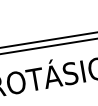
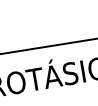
line: present -> none (48, 39)
